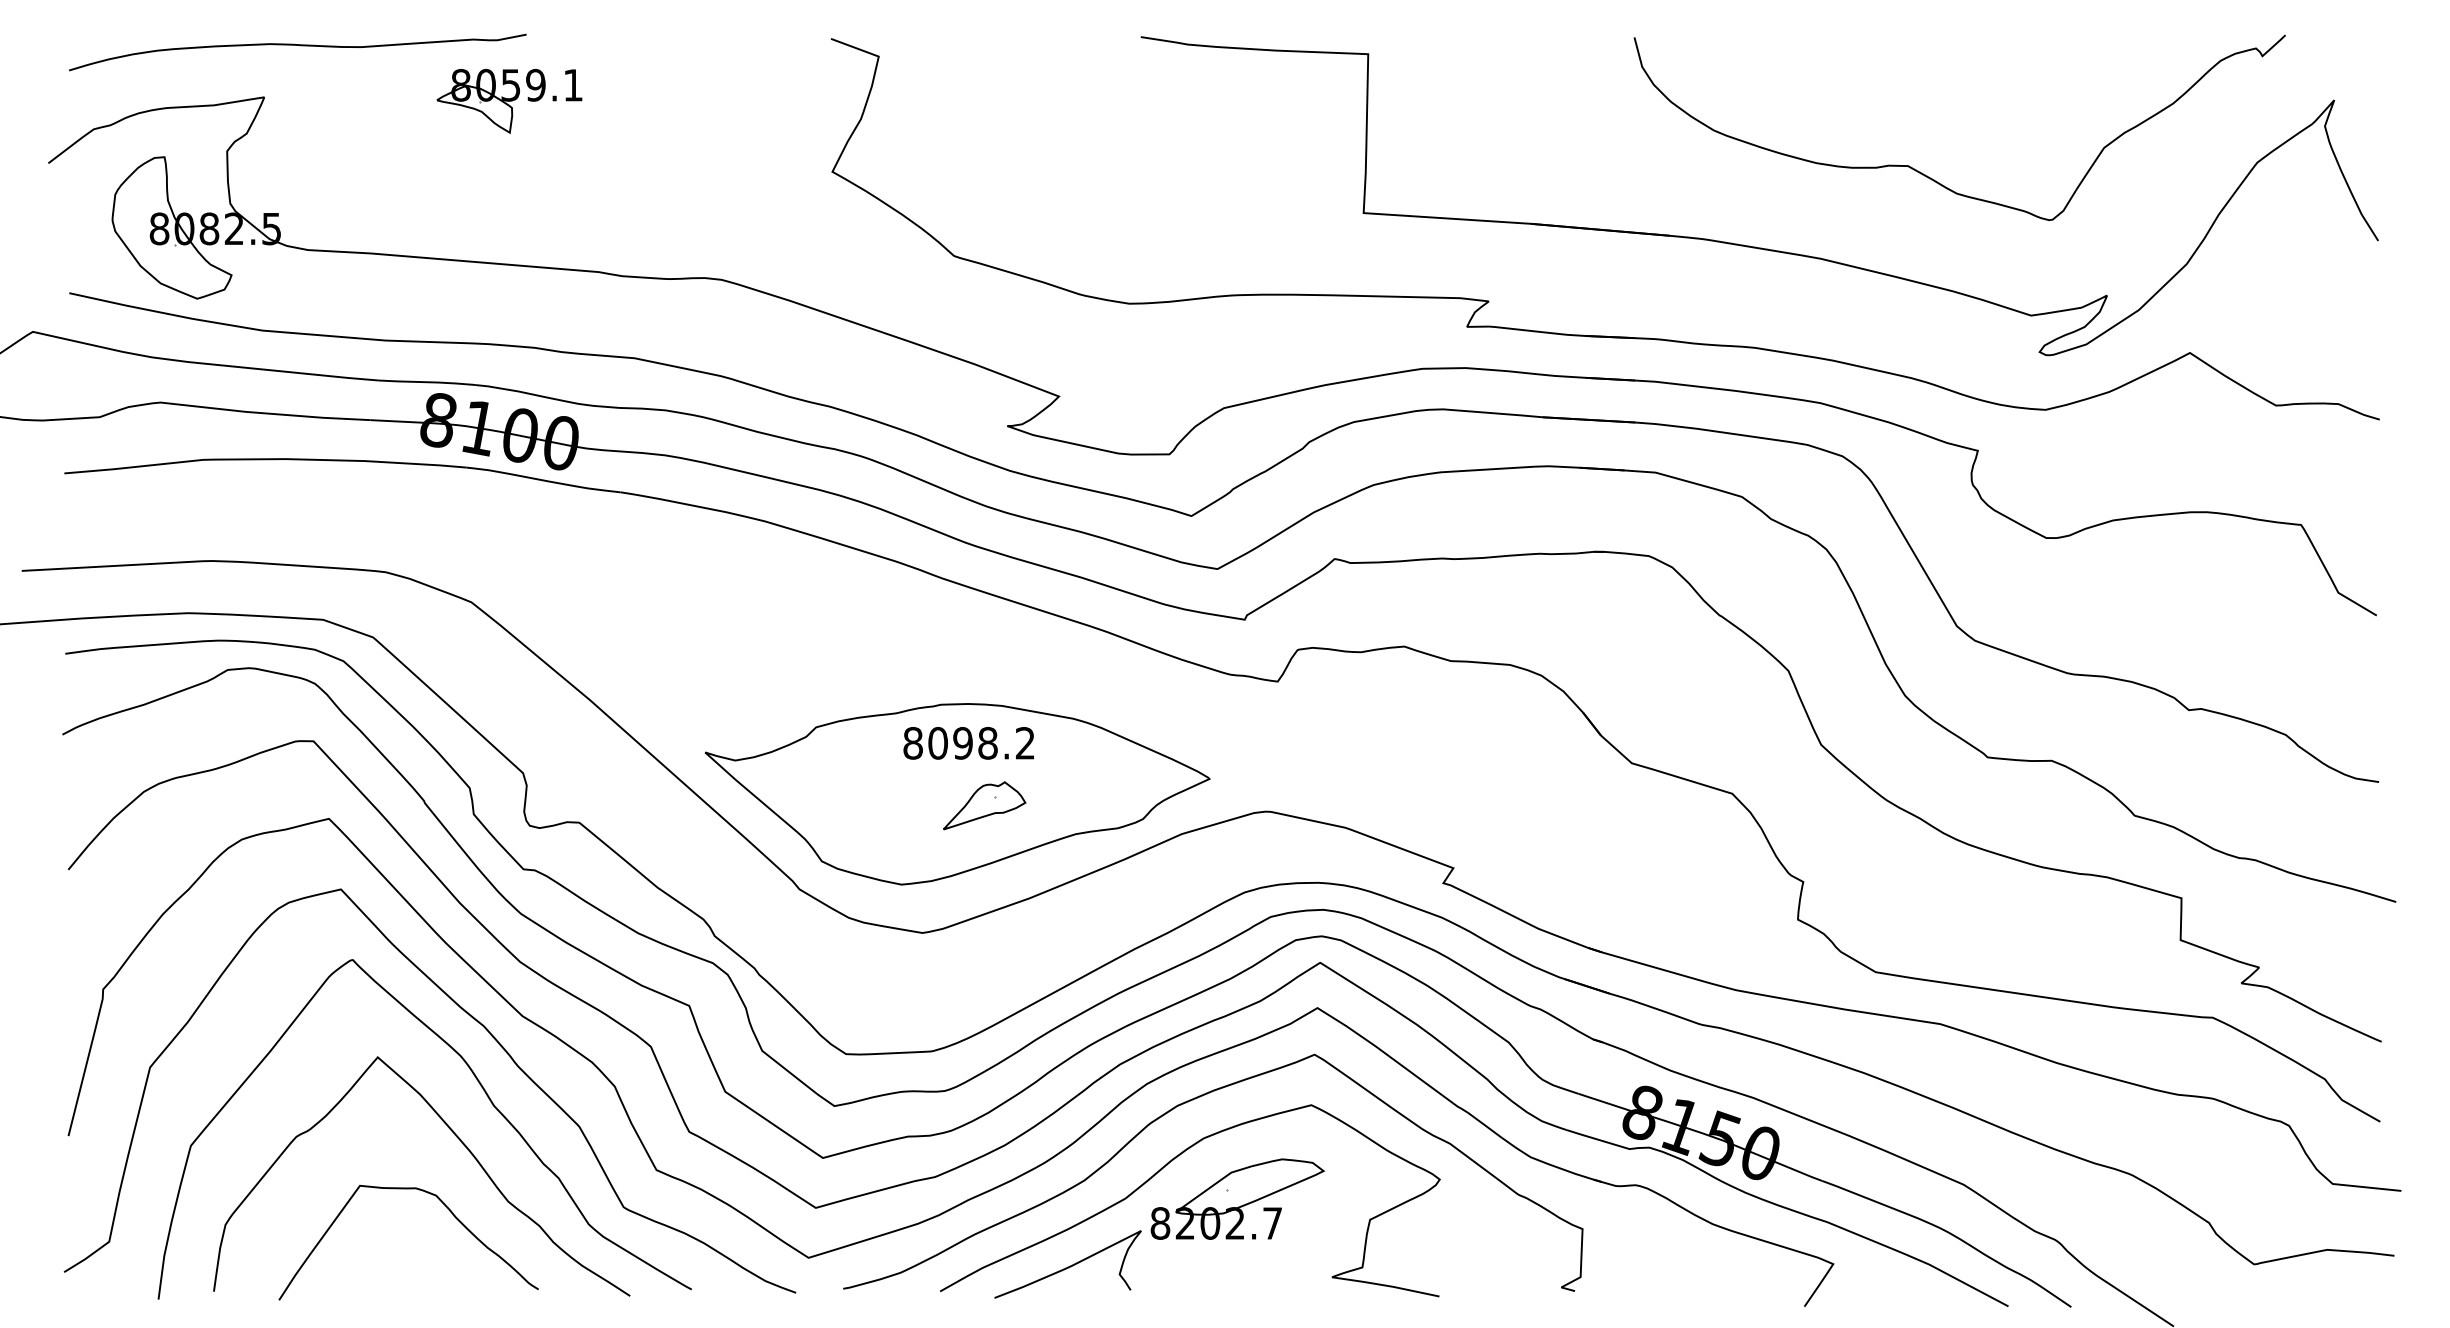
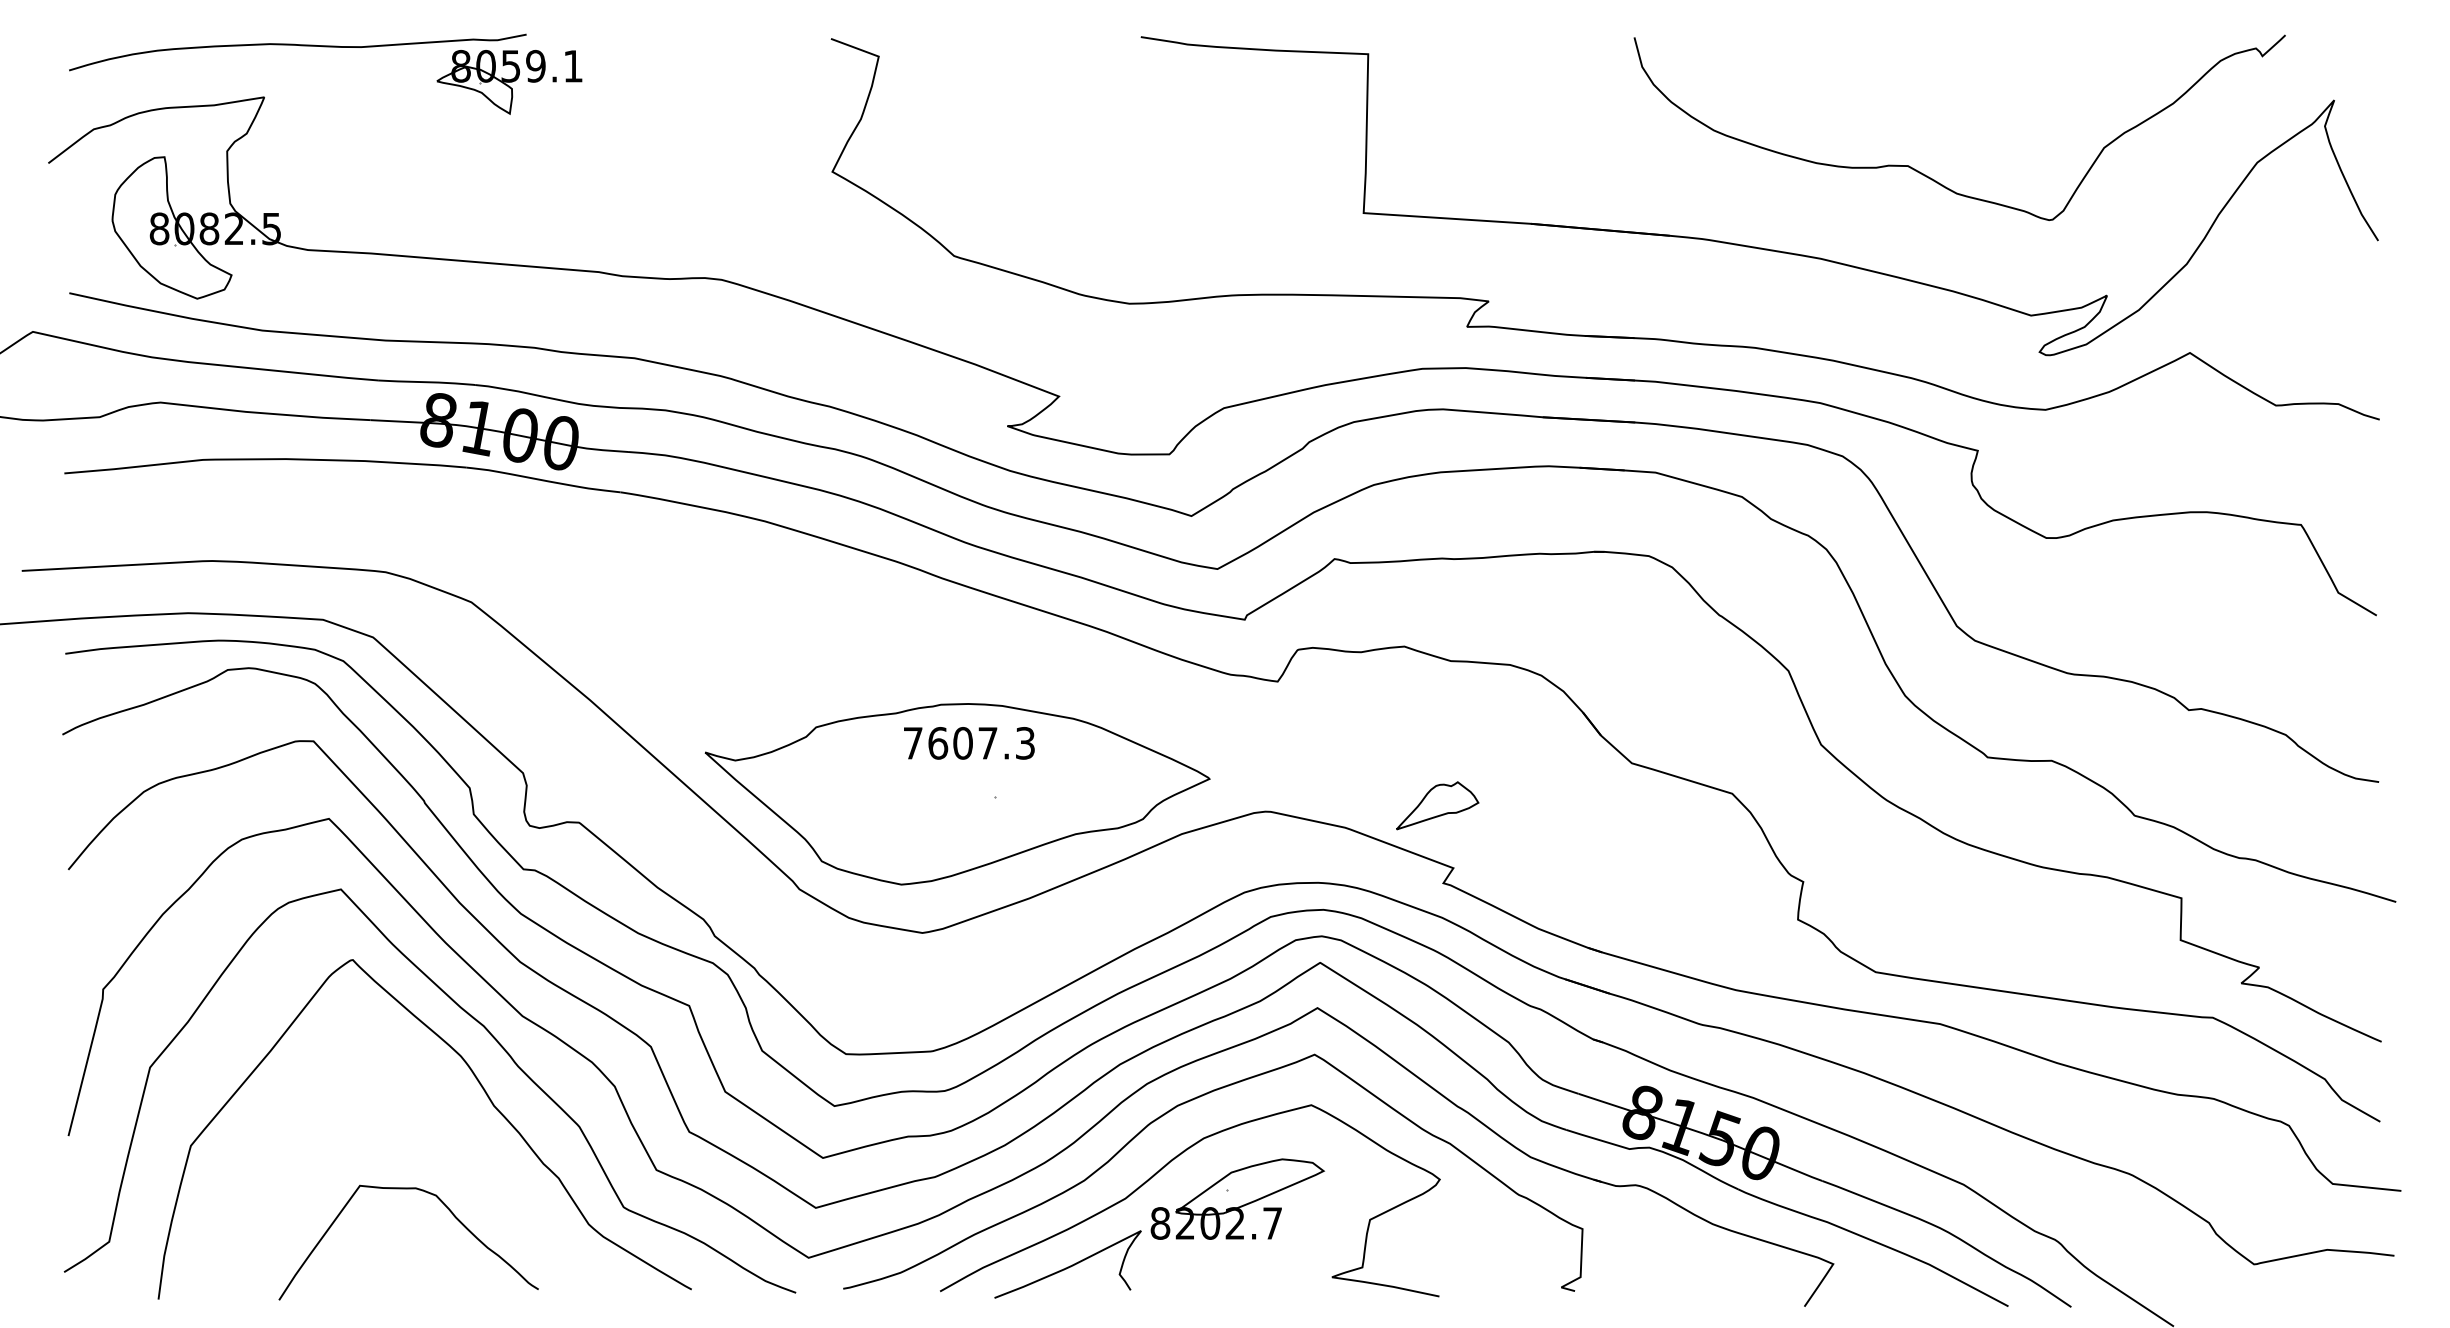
part position: (509, 101) -> (509, 82) (509, 82)
text: 8098.2 -> 7607.3 (968, 743)
part position: (984, 805) -> (1437, 805) (1437, 805)
curve: present -> none (462, 1144)
